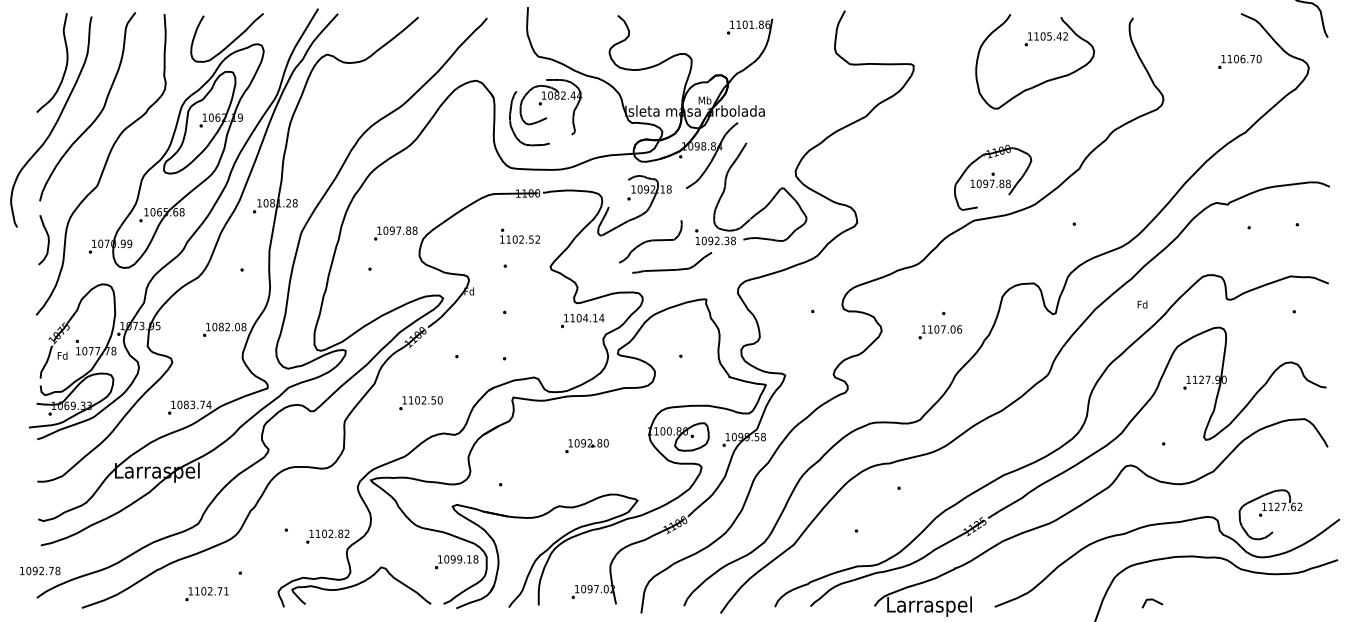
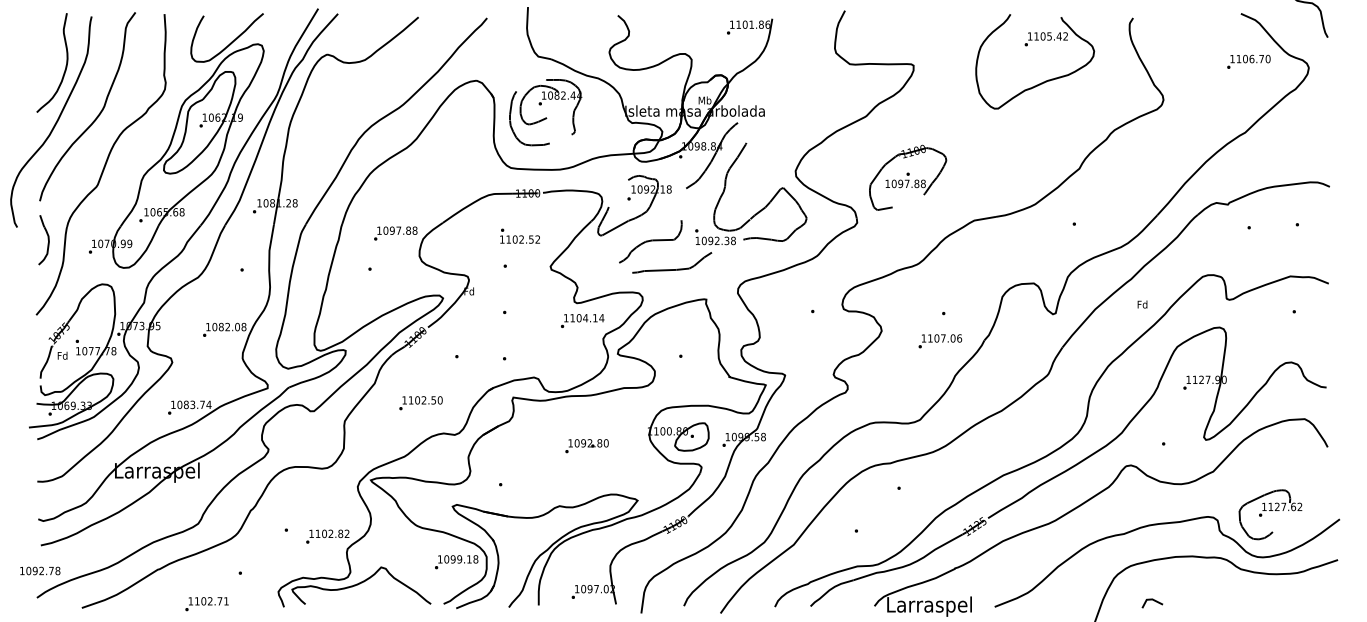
text position: (1239, 61) -> (1248, 61) (1248, 61)
part position: (993, 177) -> (908, 177) (908, 177)
text position: (940, 332) -> (940, 341) (940, 341)
text position: (206, 594) -> (206, 604) (206, 604)
